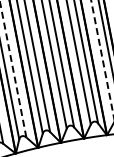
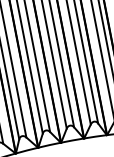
line: dashed -> solid (102, 58)
line: dashed -> solid (13, 69)
